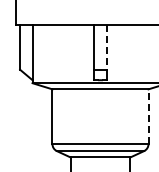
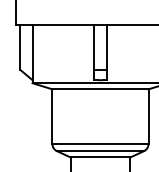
line: dashed -> solid (106, 47)
line: dashed -> solid (148, 116)
